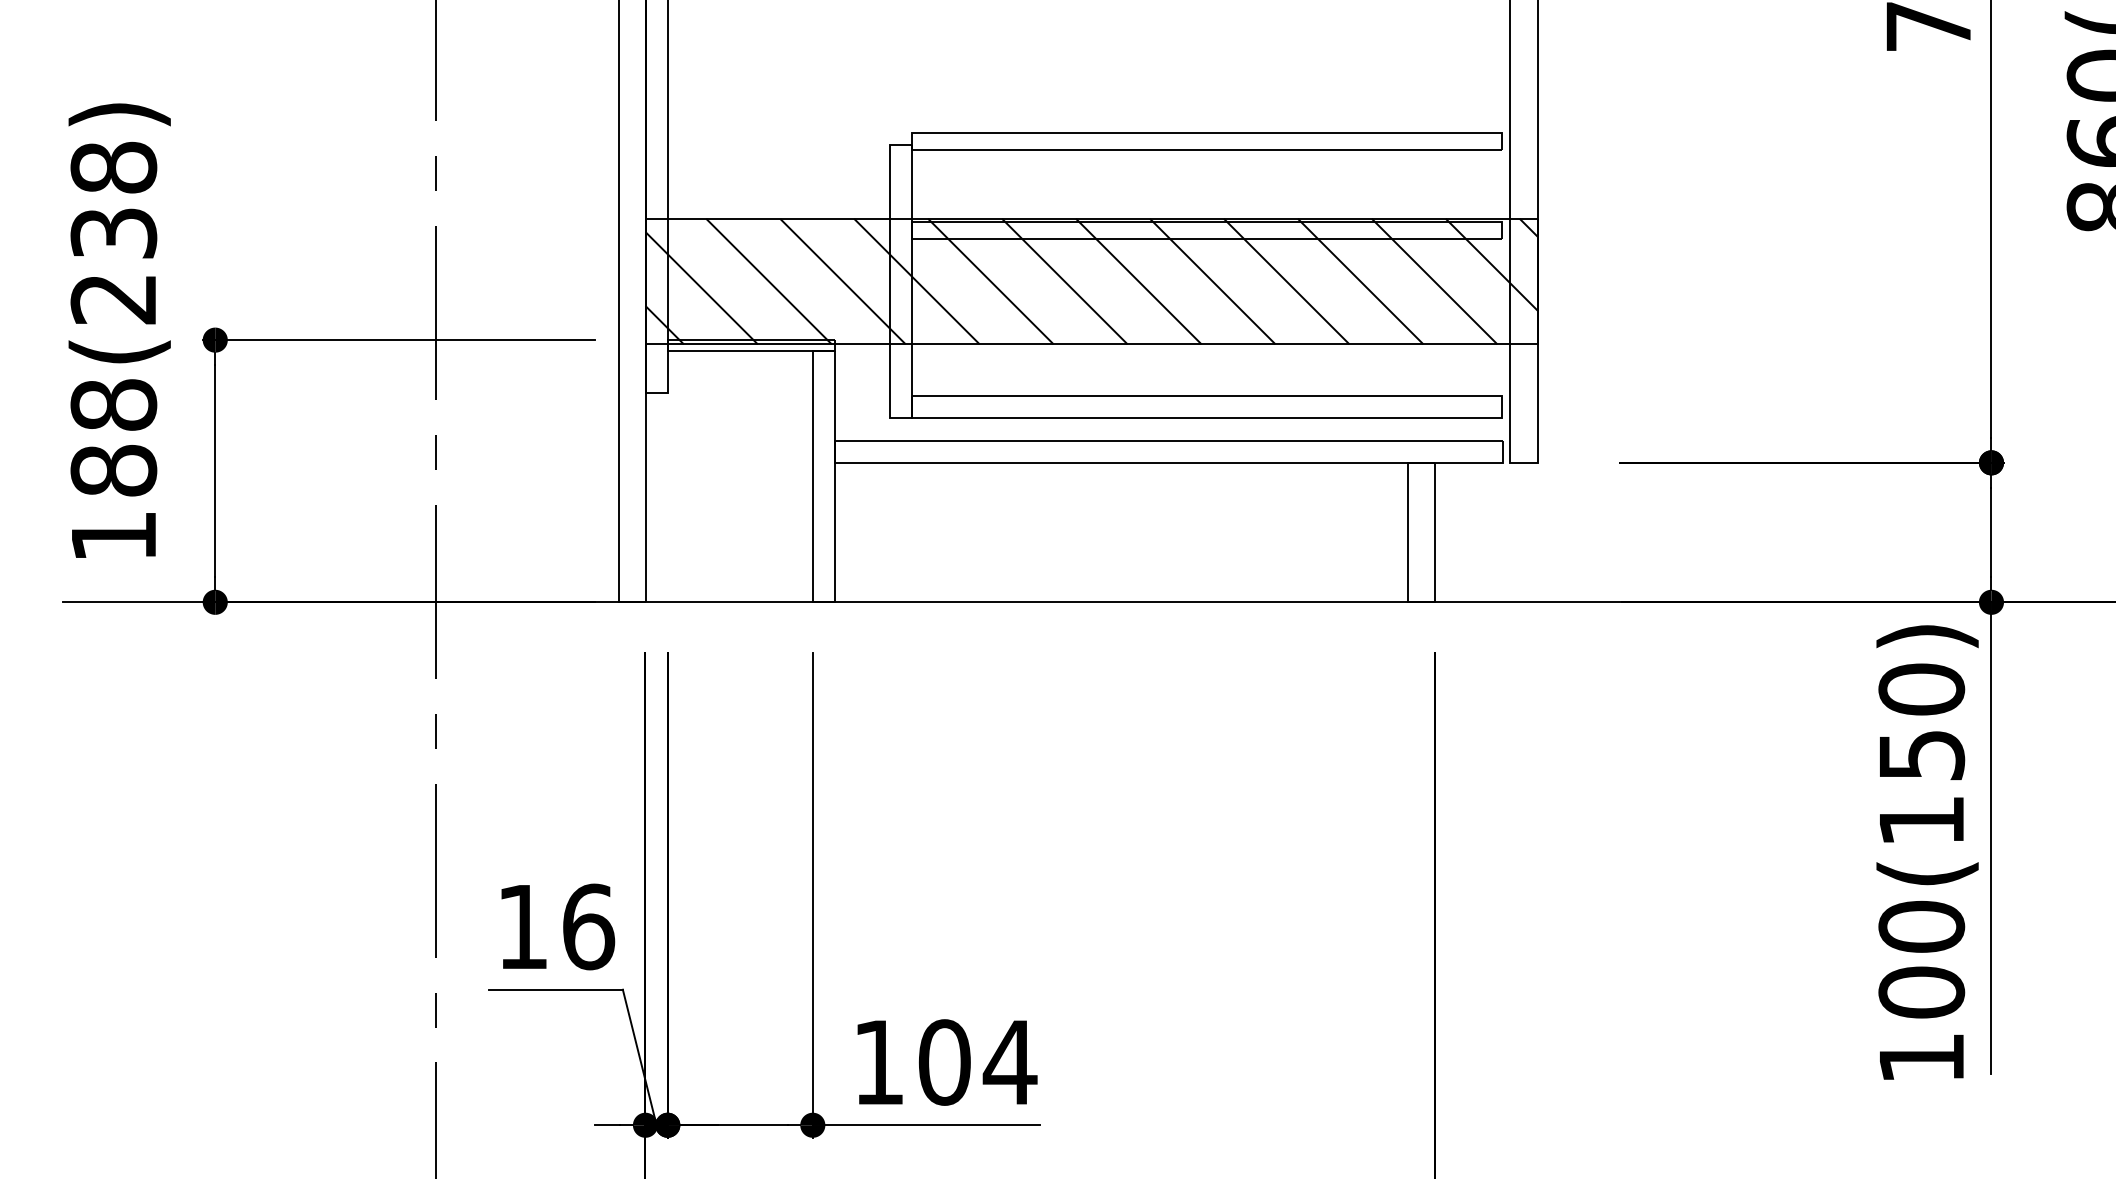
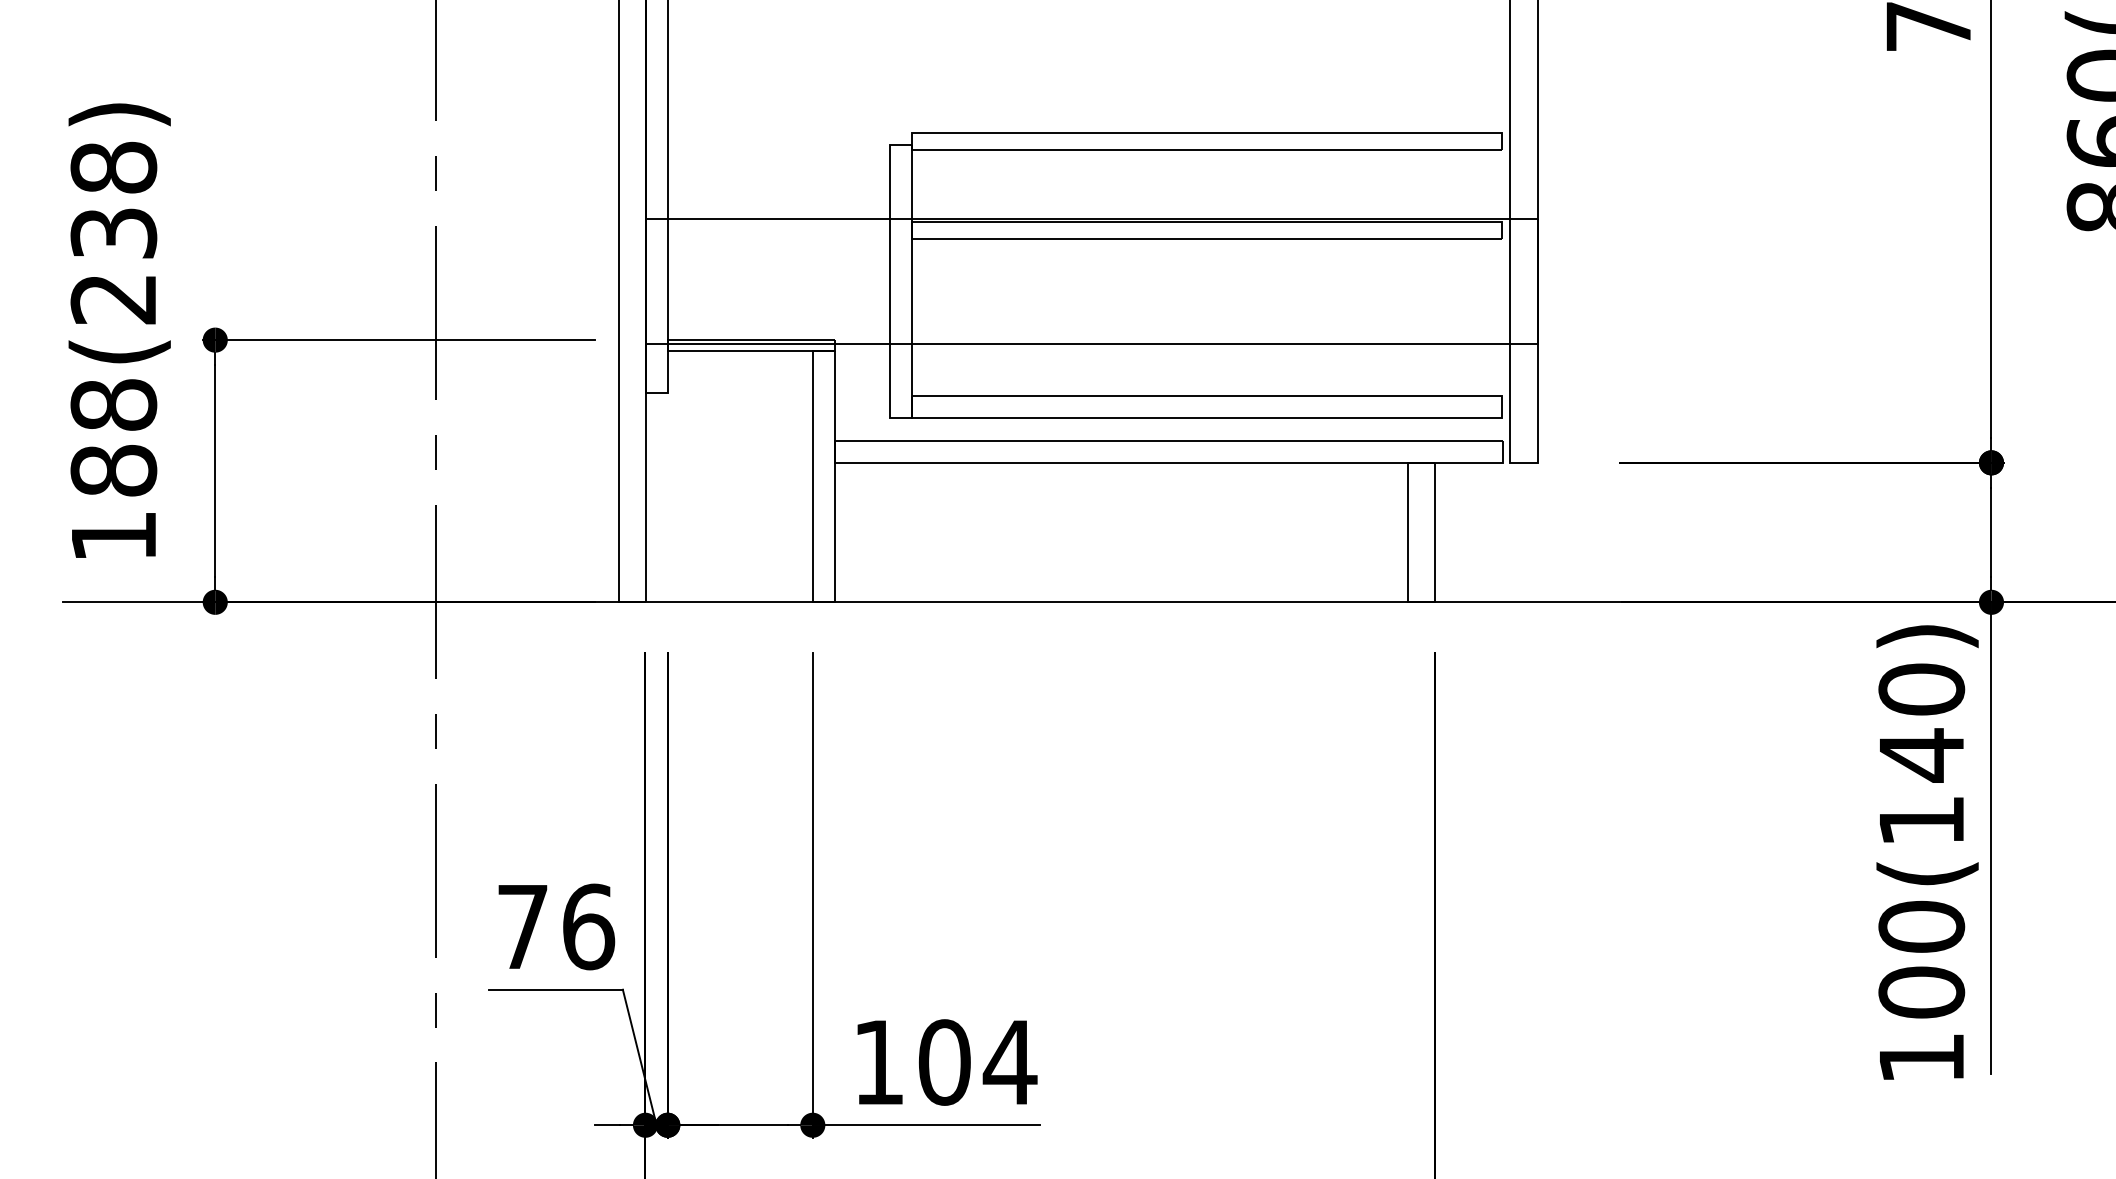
hatch: present -> none (1091, 281)
text: 100(150) -> 100(140) (1922, 755)
text: 16 -> 76 (522, 926)
